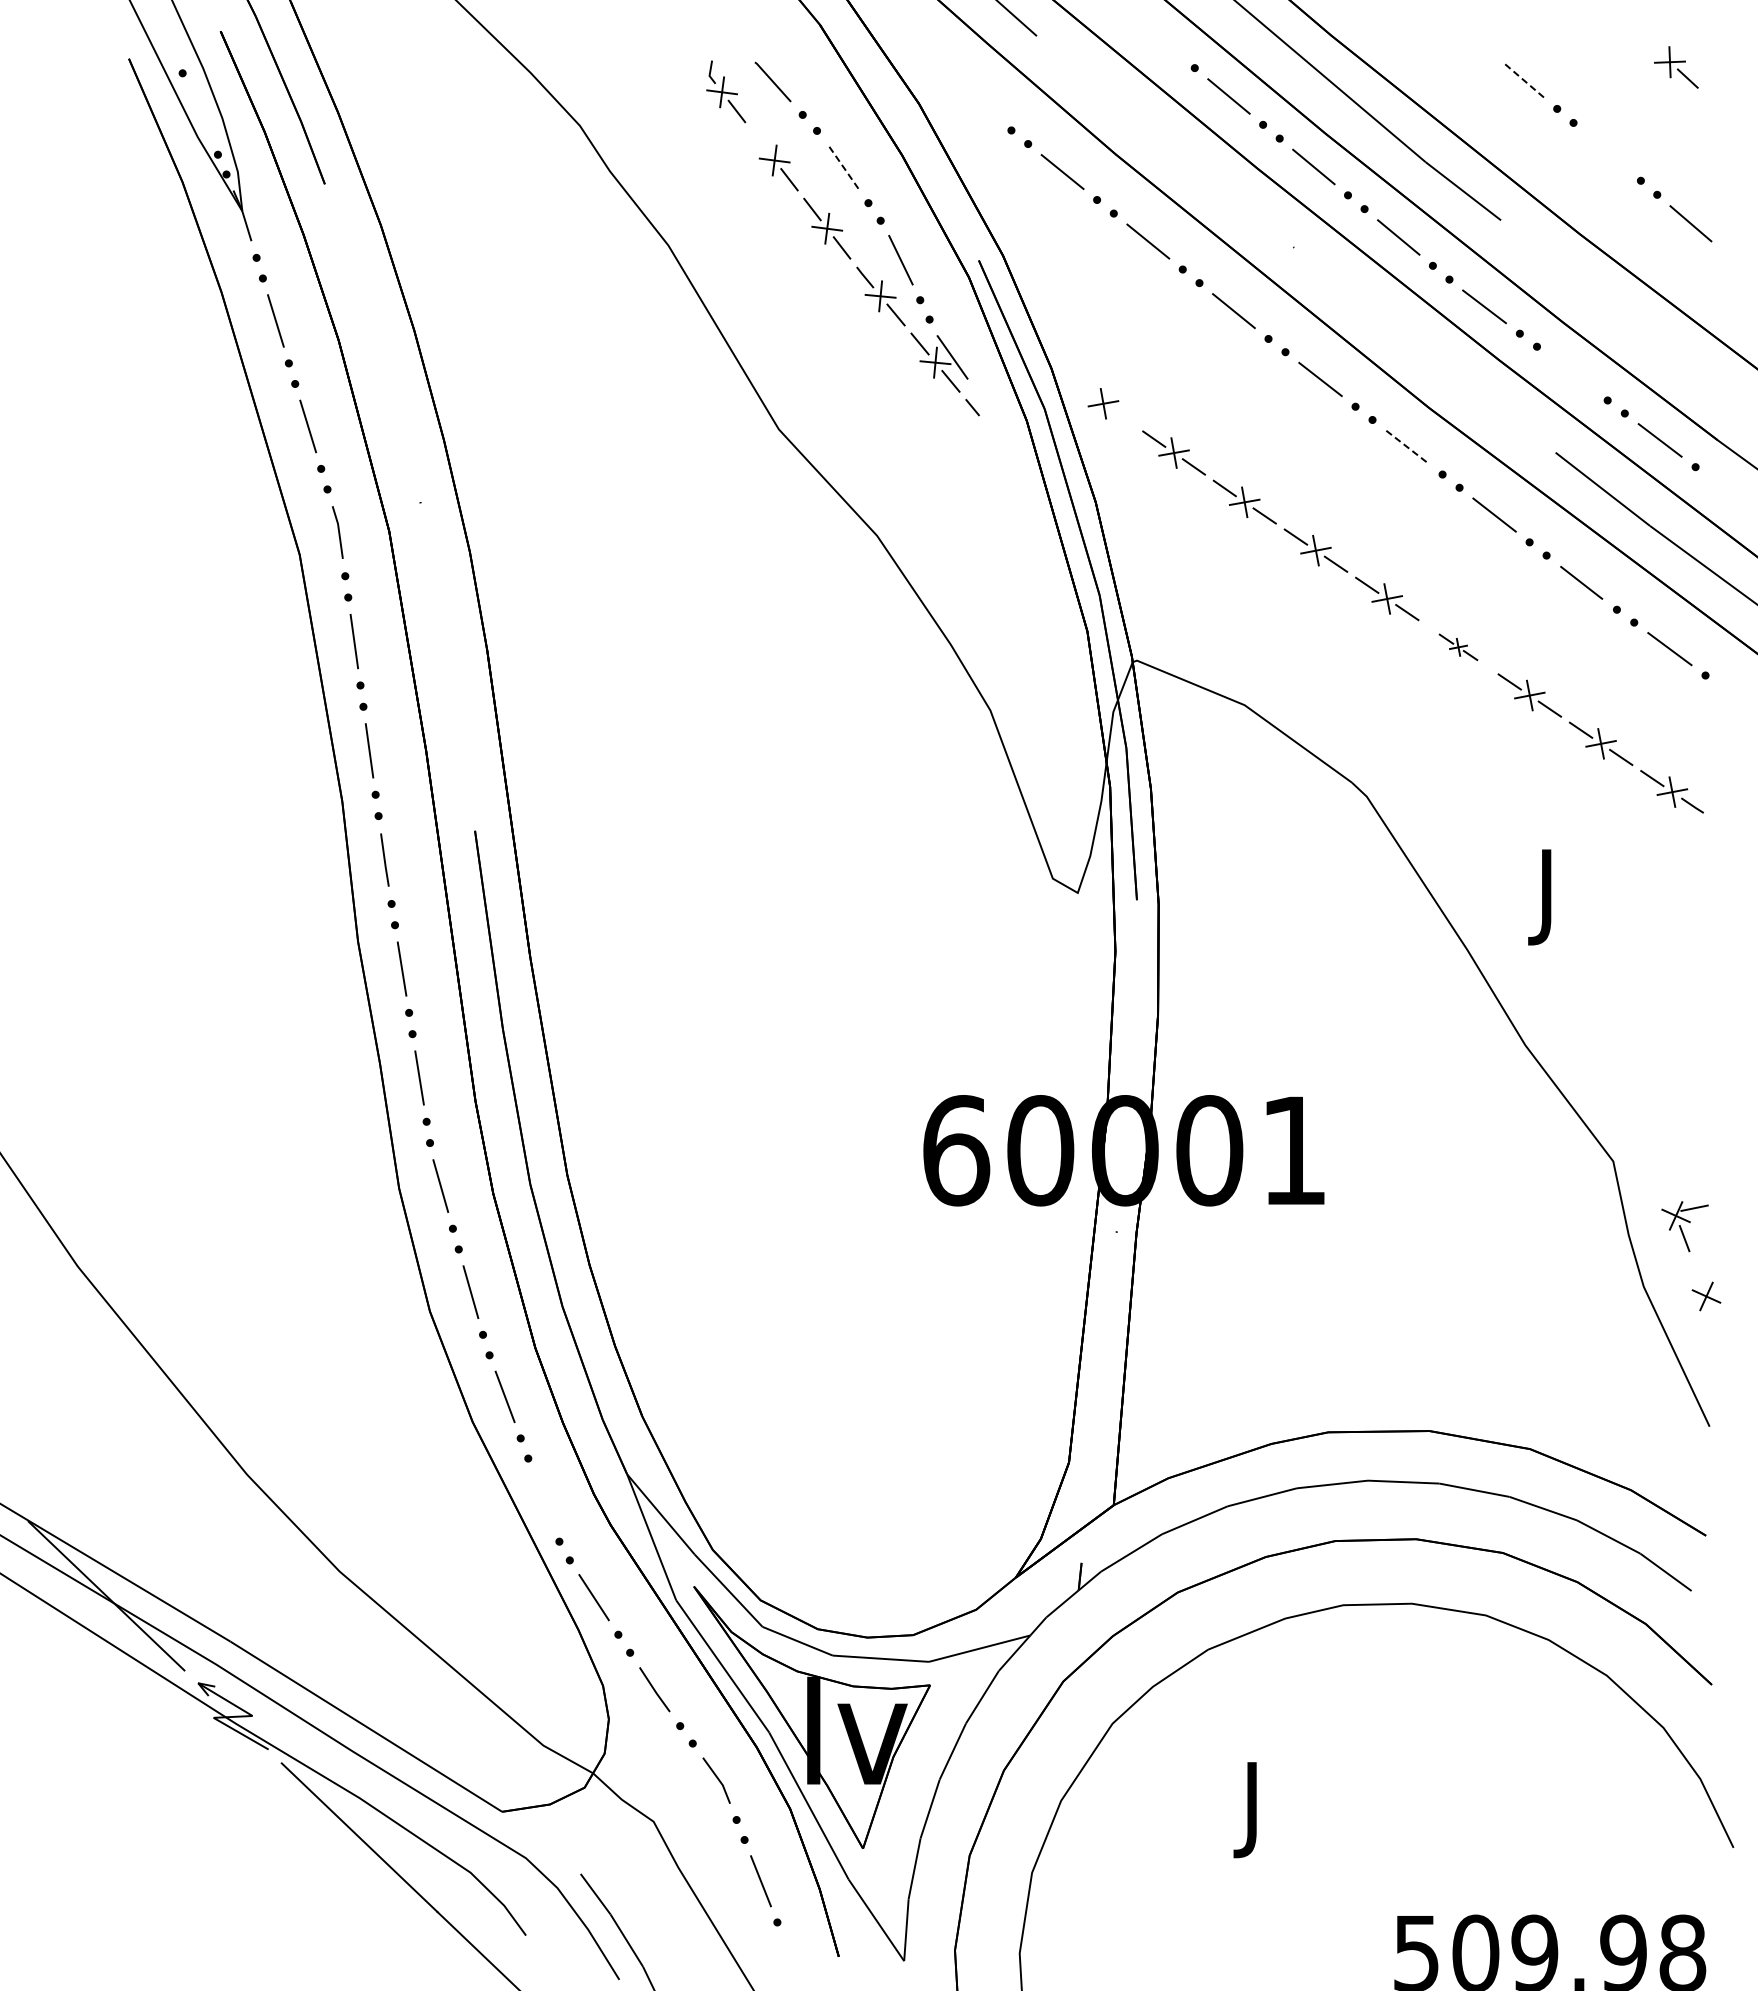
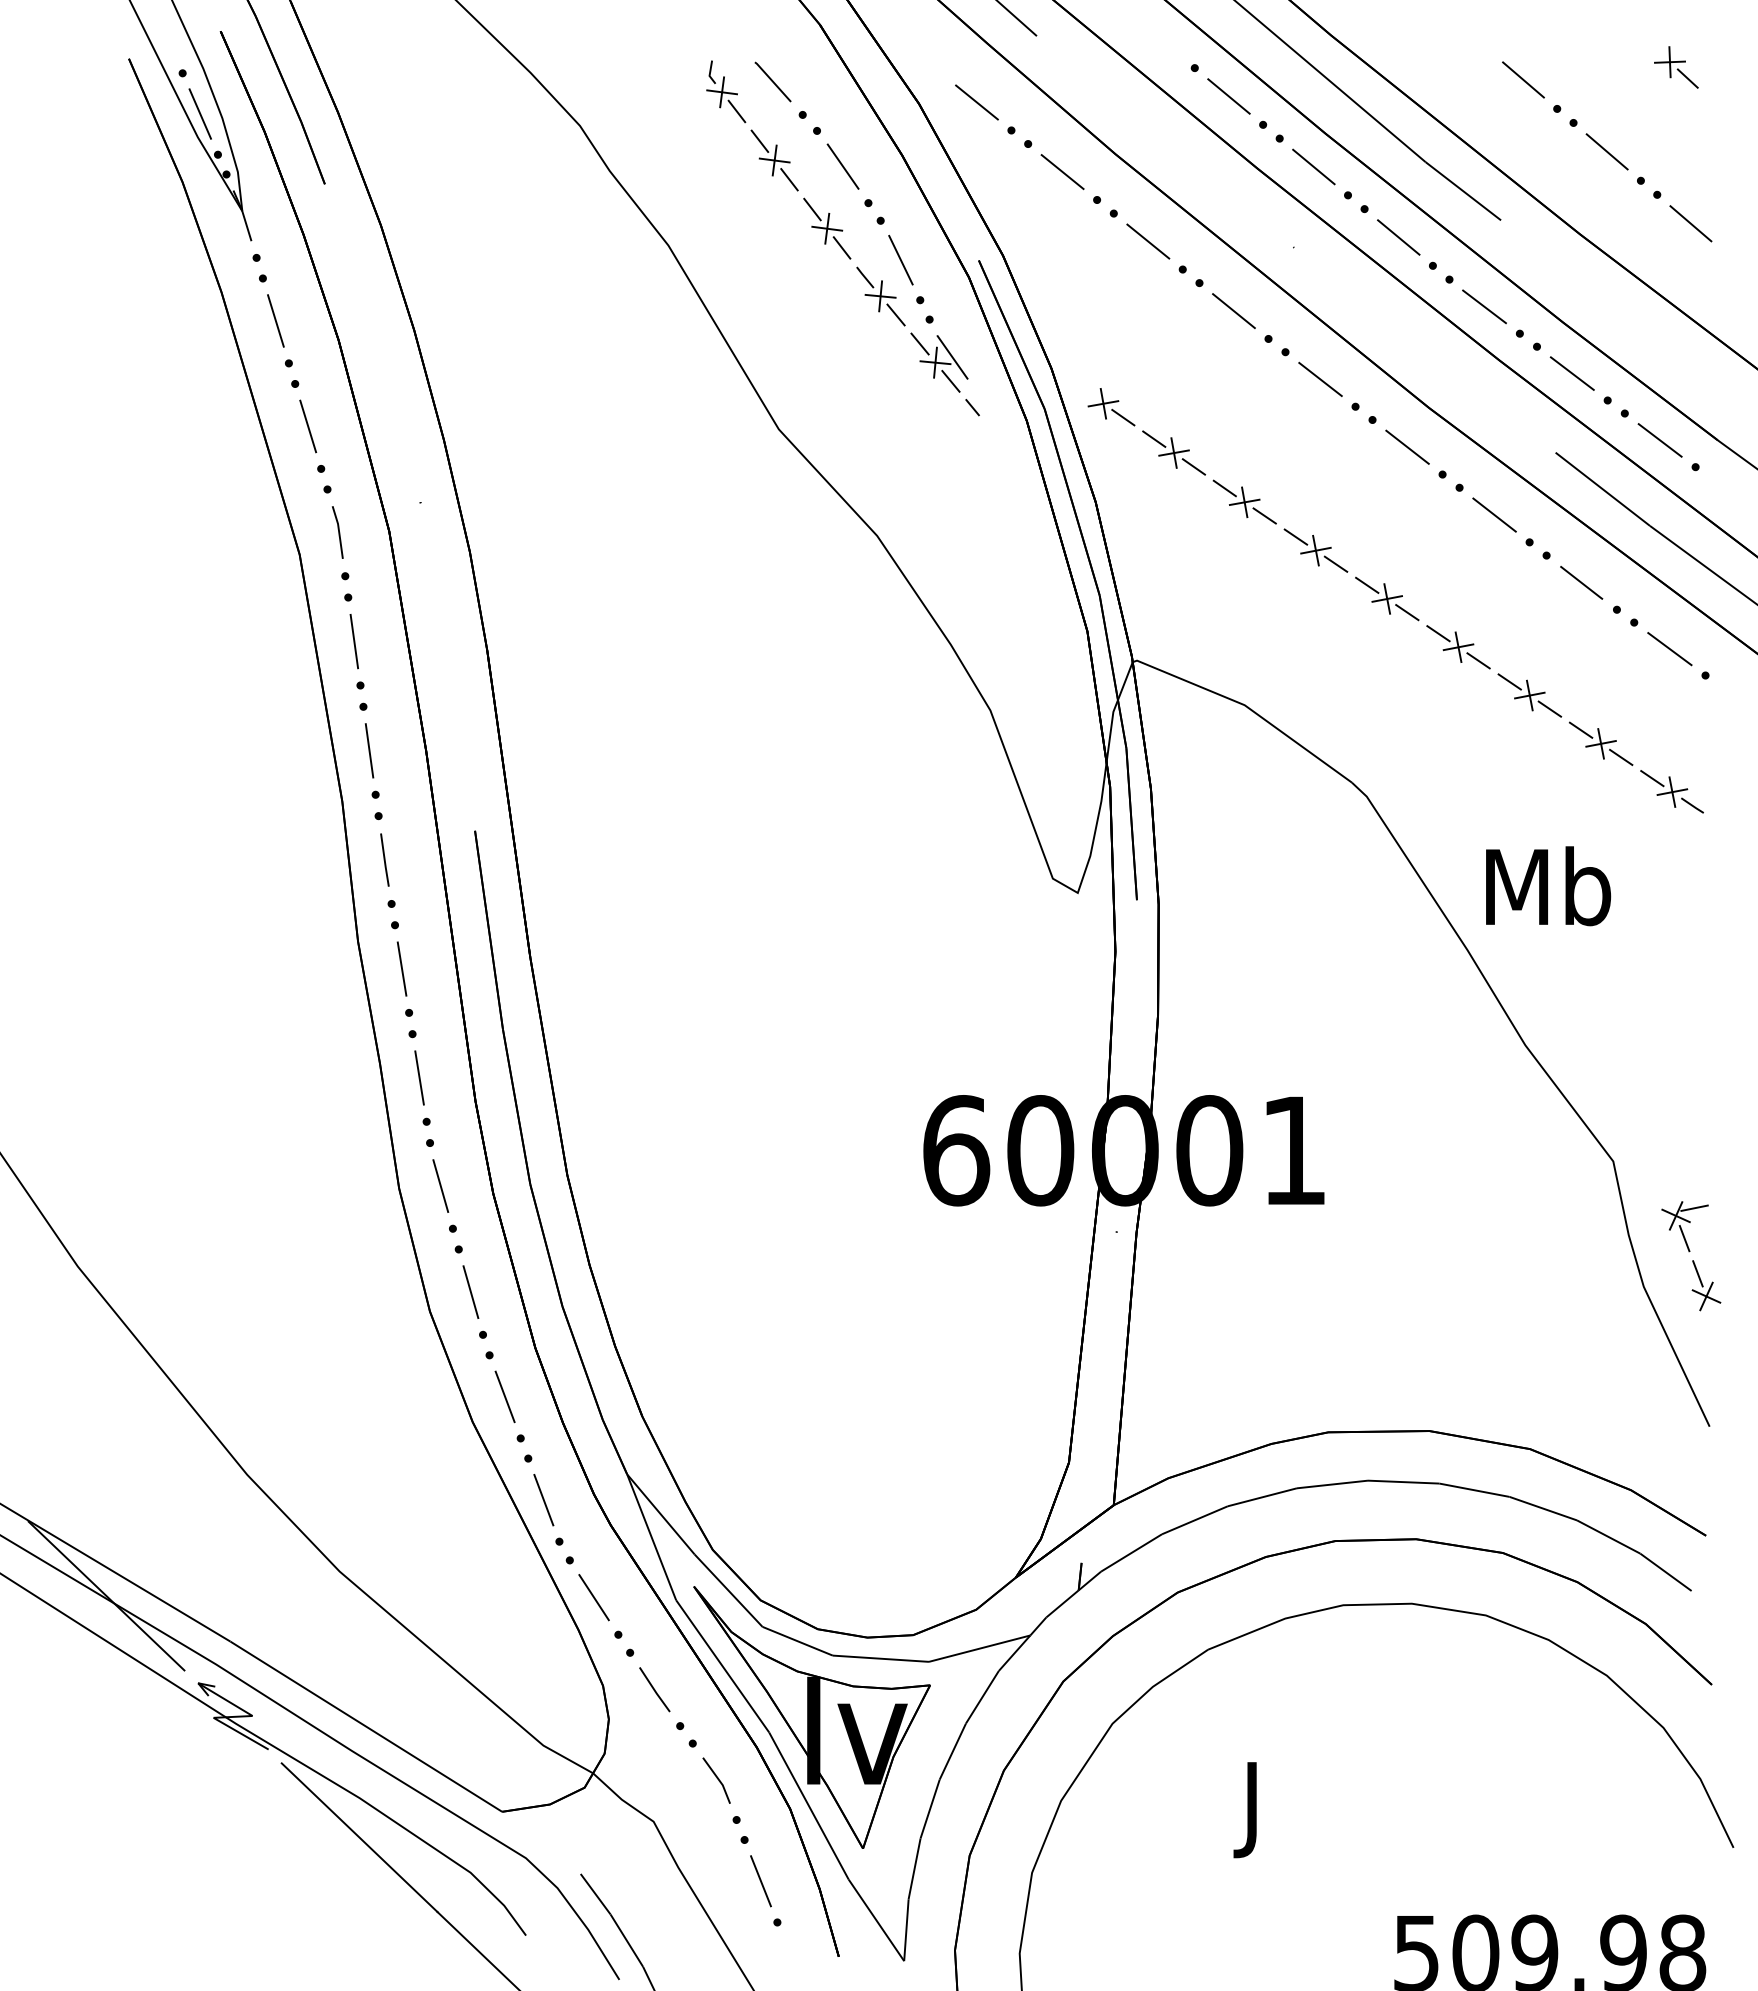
line: dashed -> solid (1523, 79)
line: none -> present (976, 102)
line: none -> present (199, 113)
line: none -> present (759, 141)
line: none -> present (1606, 151)
line: dashed -> solid (843, 166)
line: none -> present (1571, 373)
line: none -> present (1123, 417)
line: dashed -> solid (1407, 447)
part size: 41x29 px -> 65x45 px (1458, 647)
text: J -> Mb (1548, 895)
line: none -> present (1697, 1273)
line: none -> present (543, 1500)
